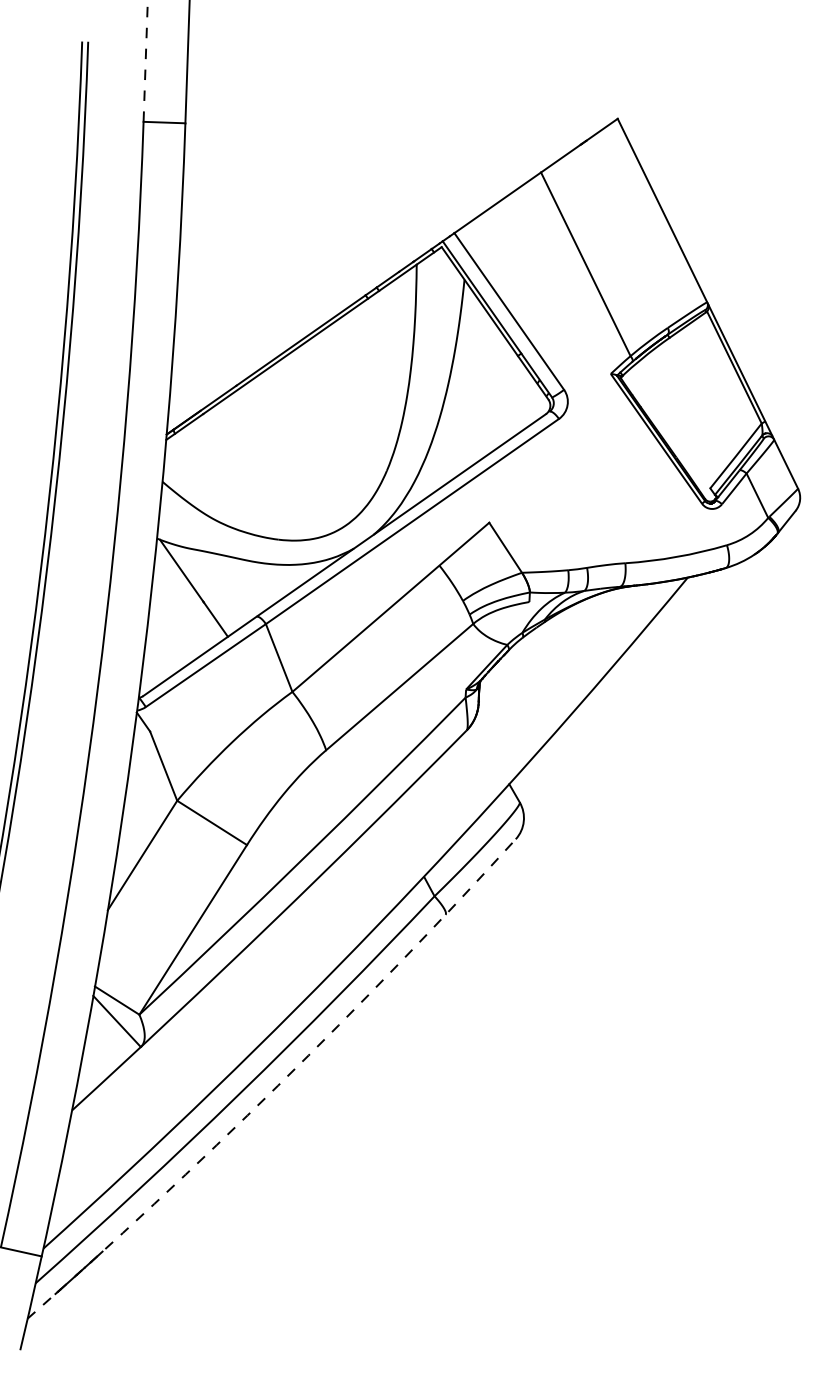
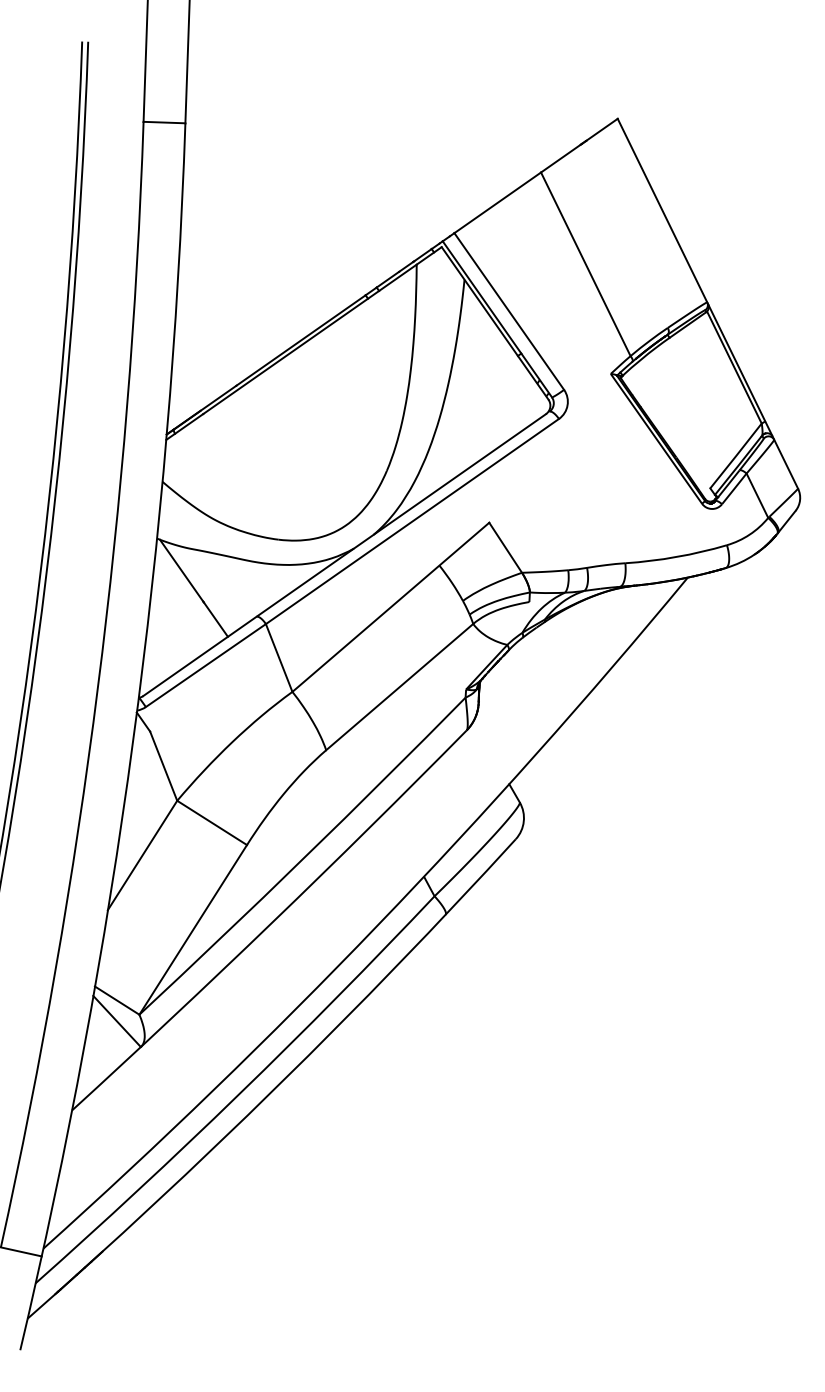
line: dashed -> solid (145, 60)
arc: dashed -> solid (278, 1085)
